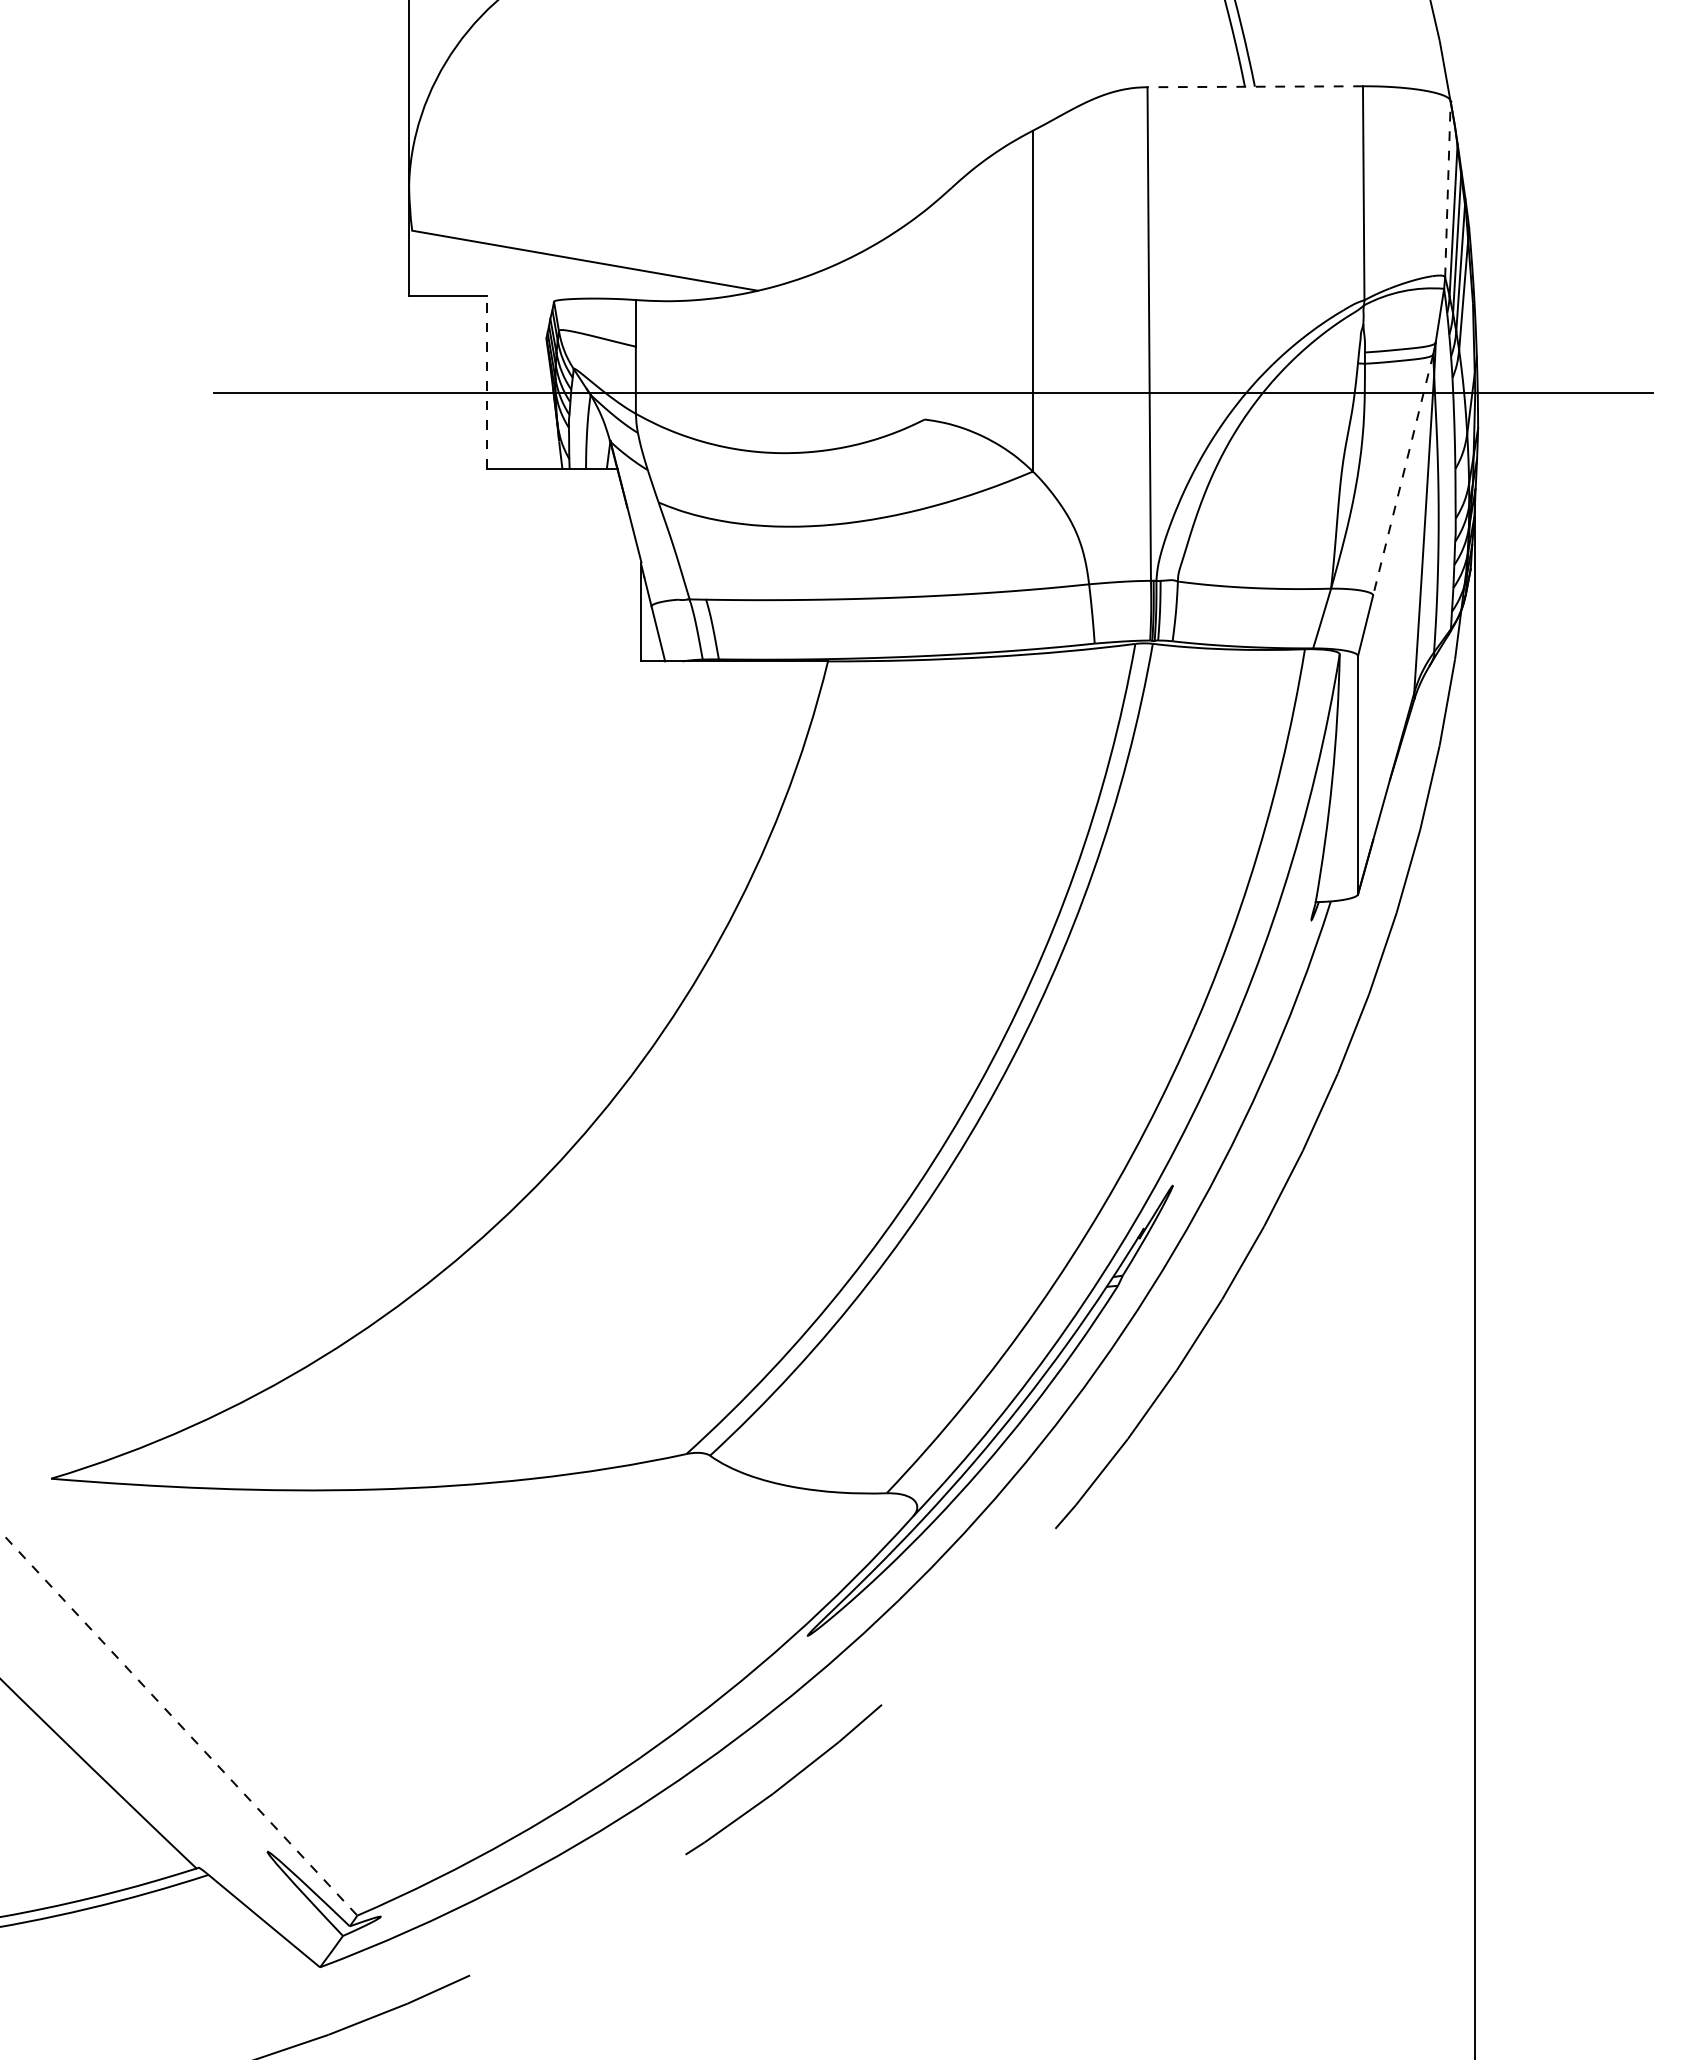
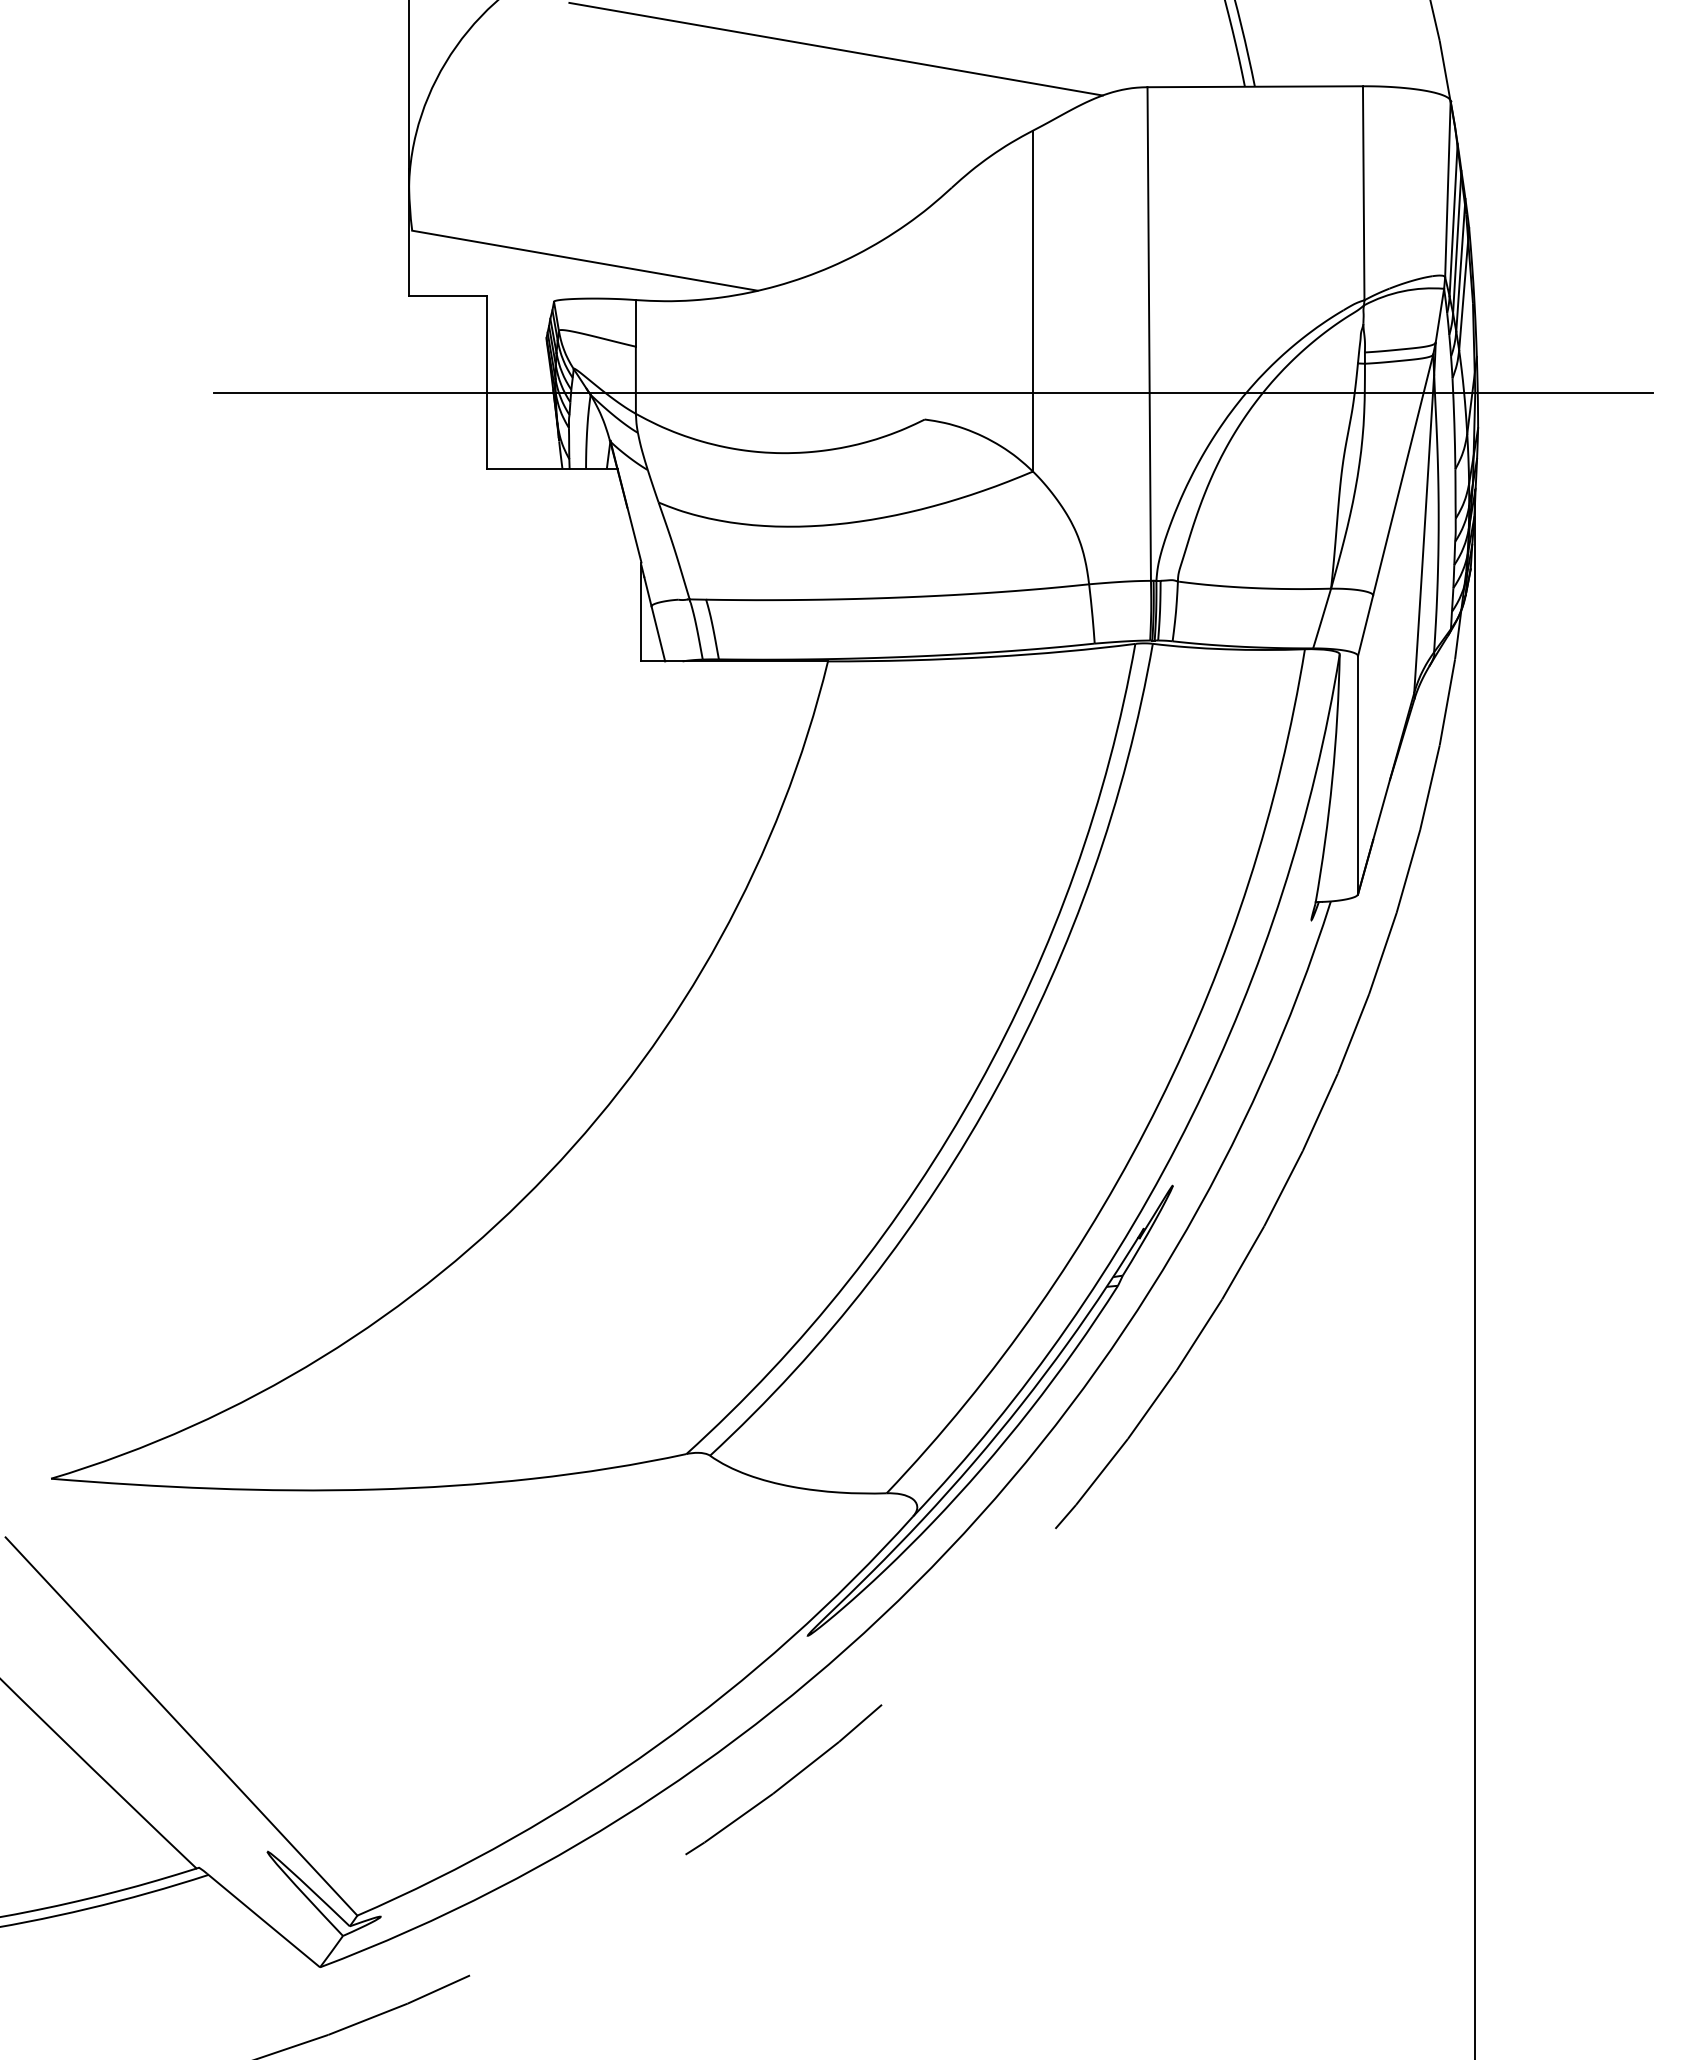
line: none -> present (835, 48)
line: dashed -> solid (1255, 86)
line: dashed -> solid (1447, 188)
line: dashed -> solid (486, 382)
line: dashed -> solid (1403, 475)
line: dashed -> solid (181, 1726)
